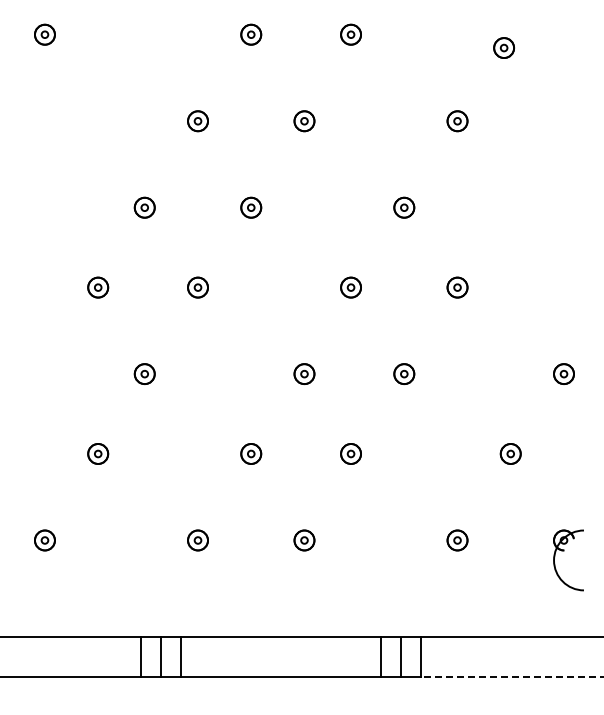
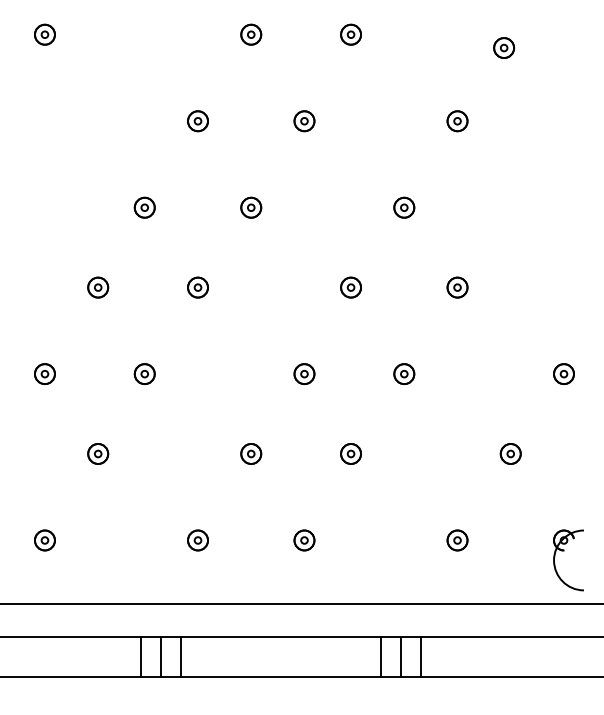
part: none -> present (44, 373)
line: none -> present (301, 603)
line: dashed -> solid (511, 676)
